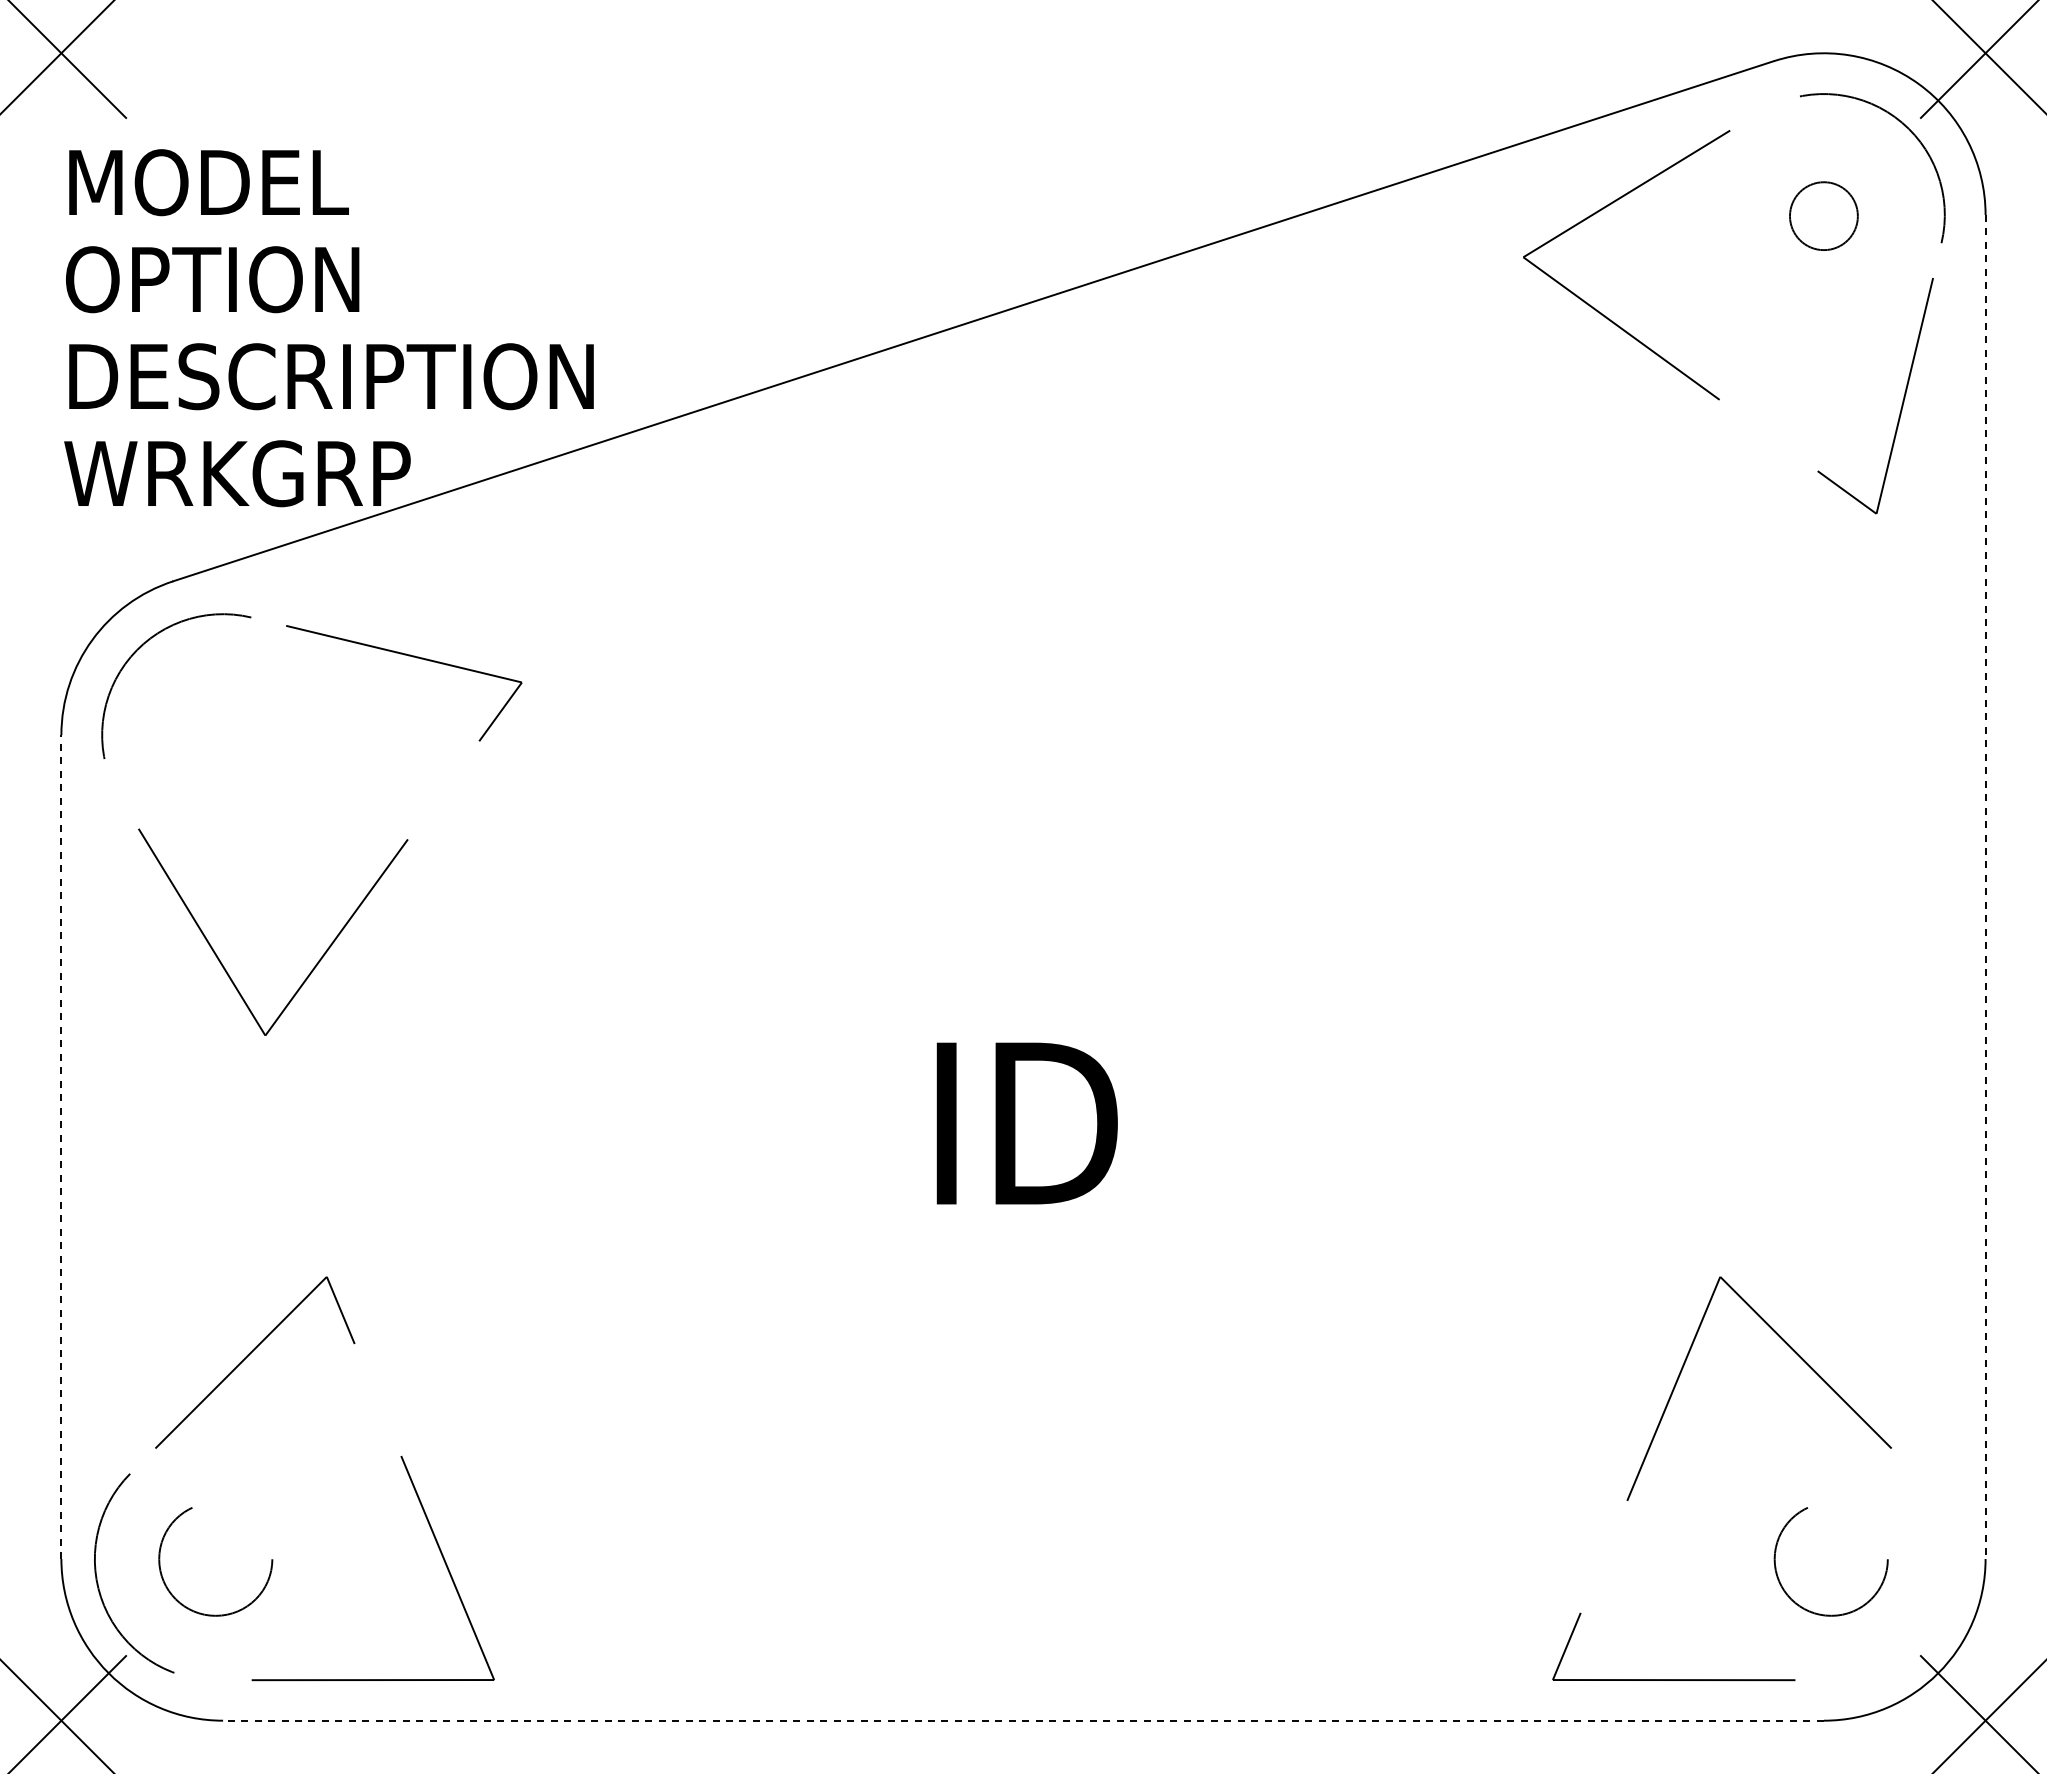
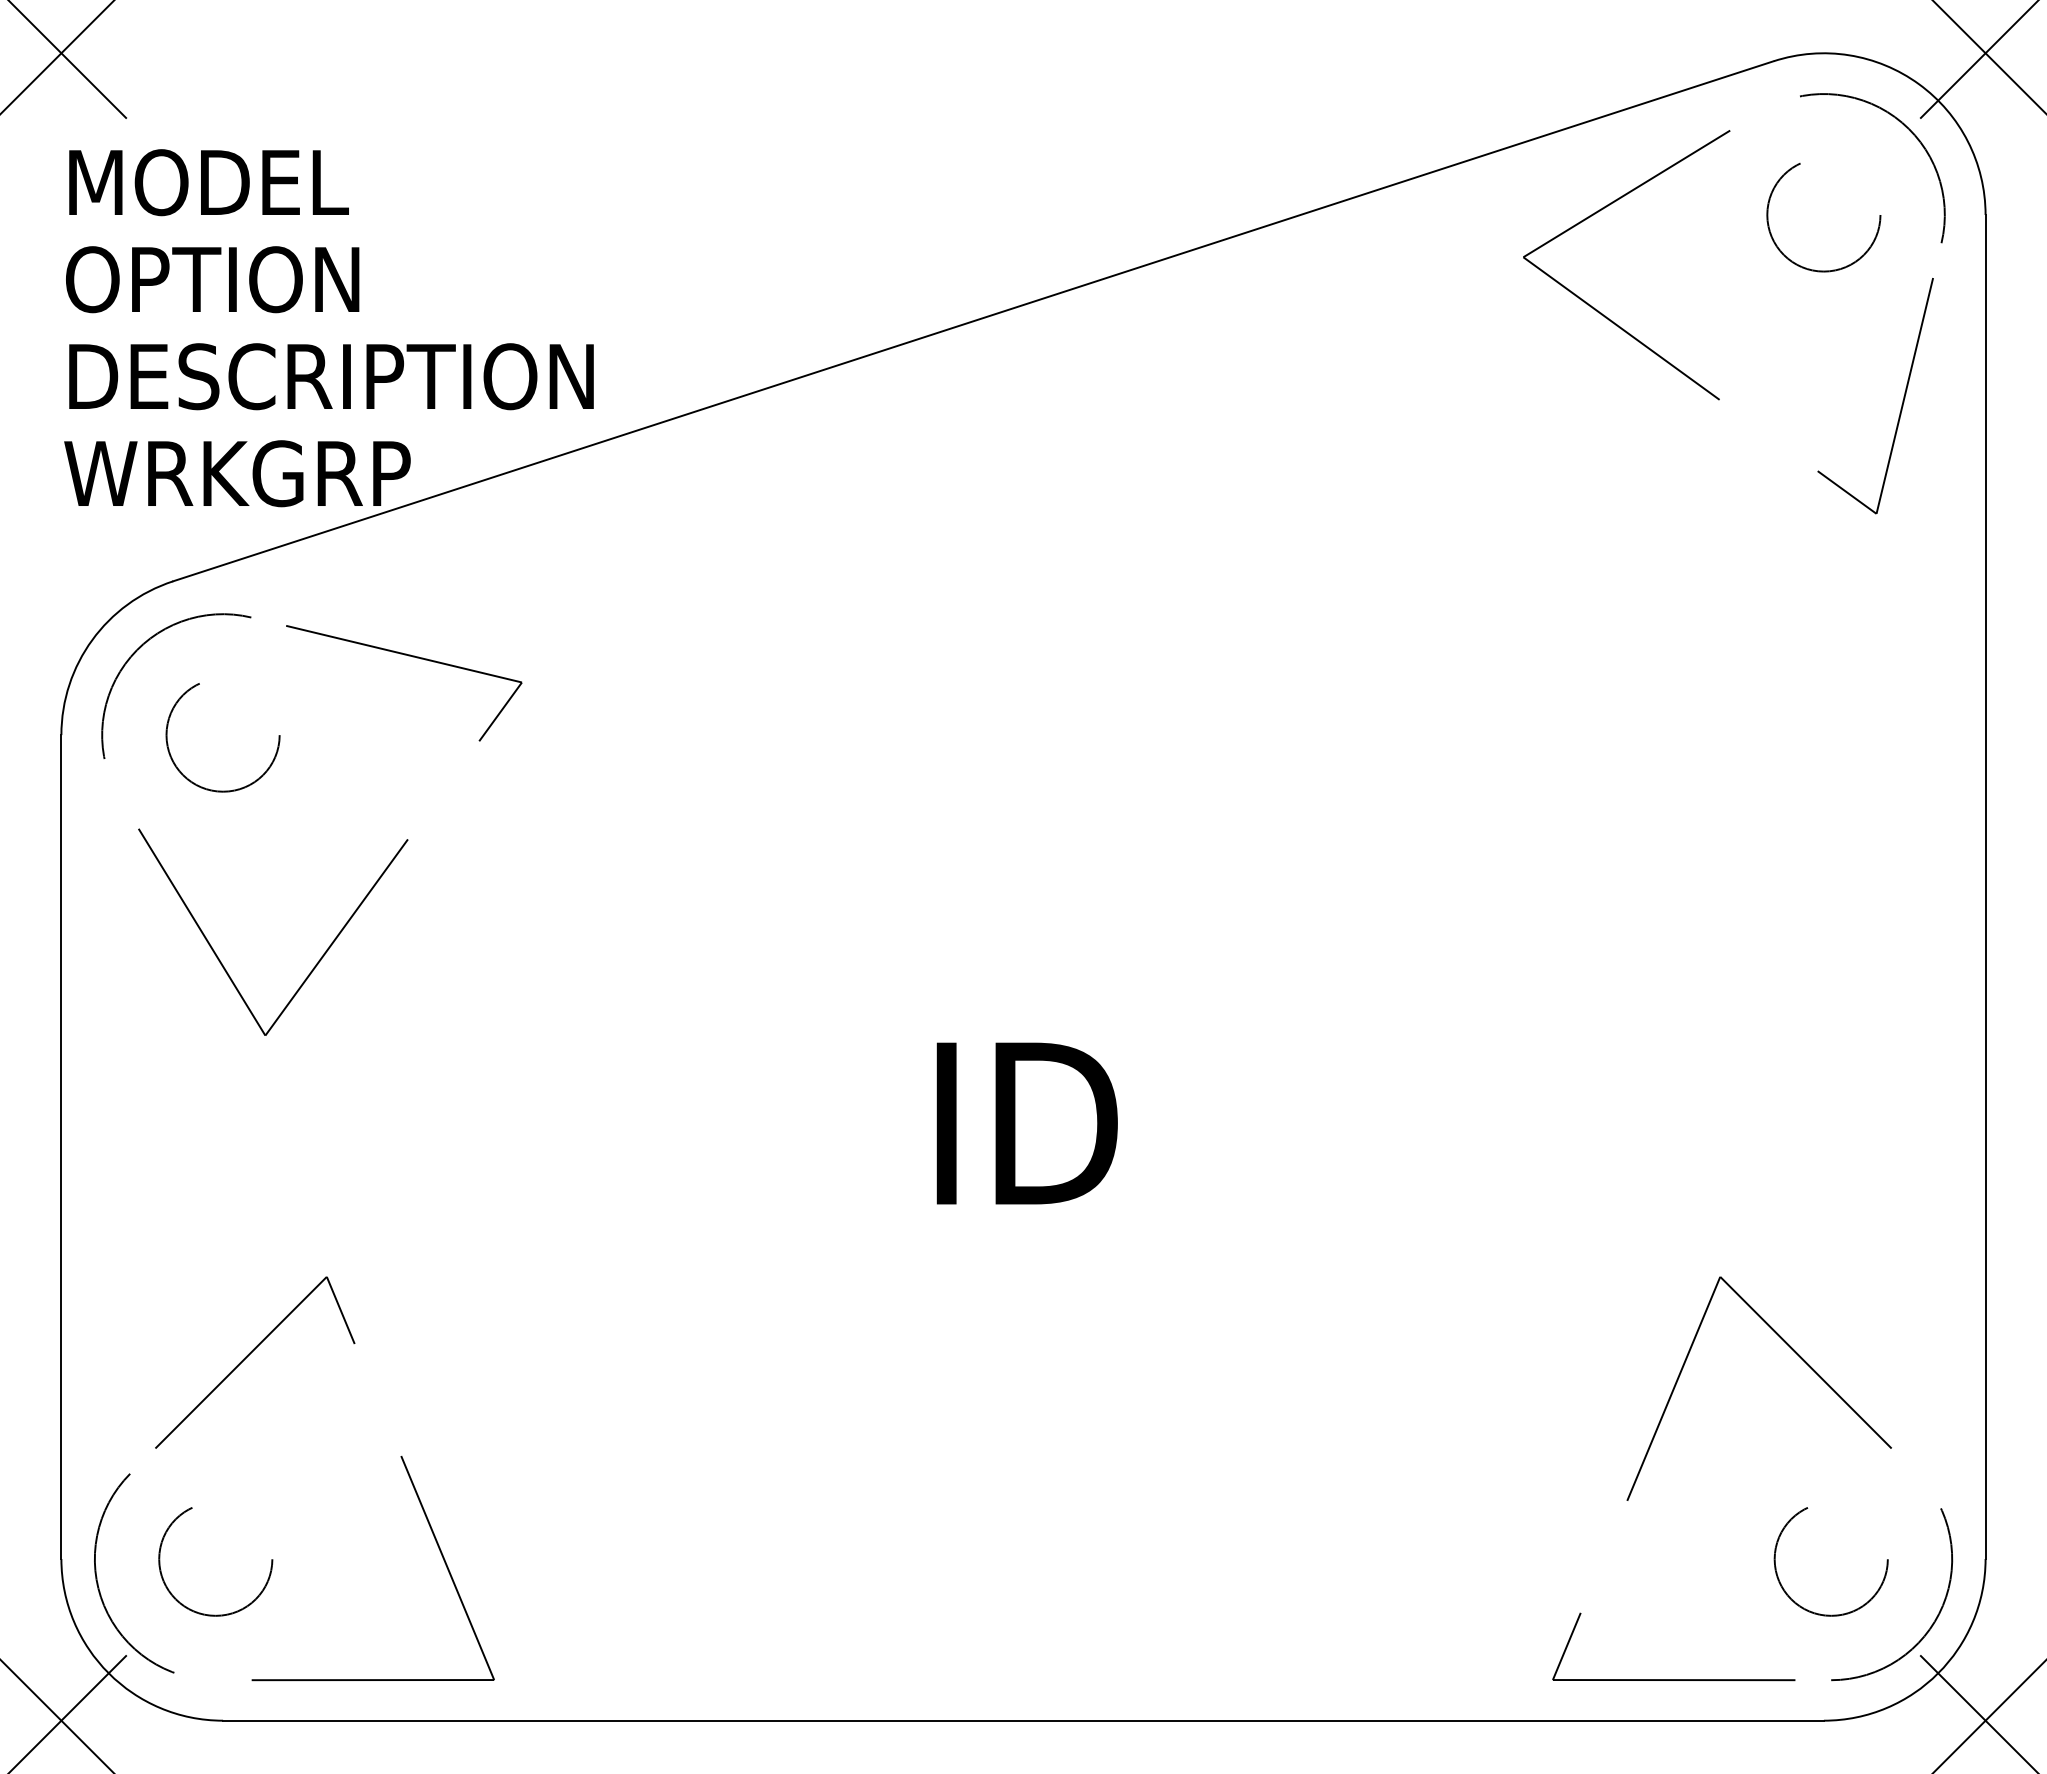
circle size: 70x70 px -> 116x110 px (1823, 217)
circle: none -> present (222, 737)
line: dashed -> solid (1985, 887)
line: dashed -> solid (61, 1147)
arc: none -> present (1933, 1621)
line: dashed -> solid (1023, 1720)
